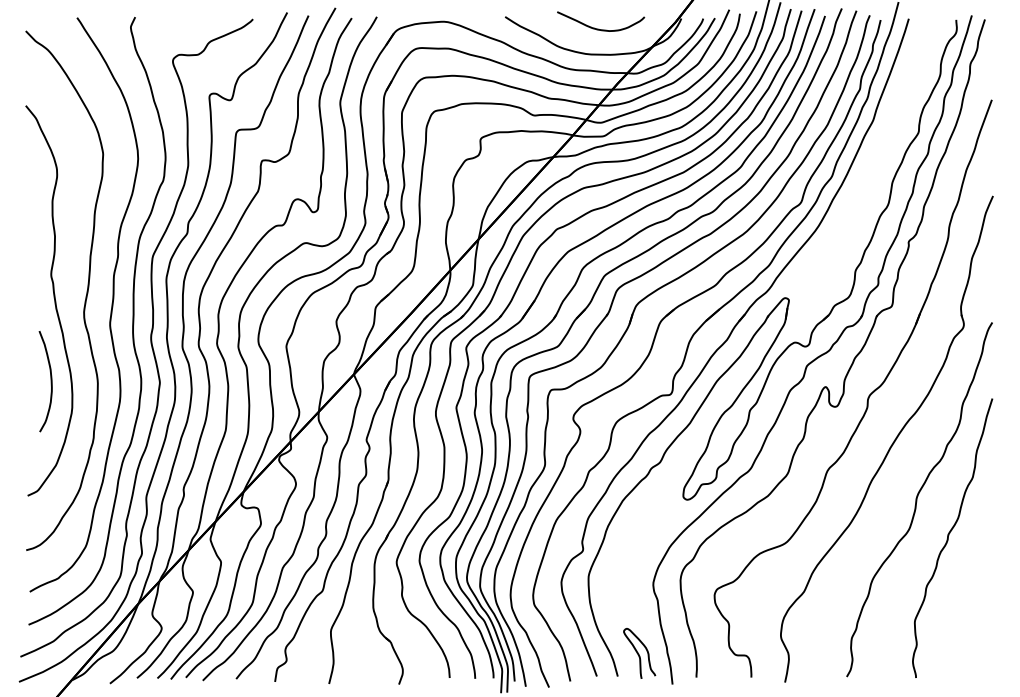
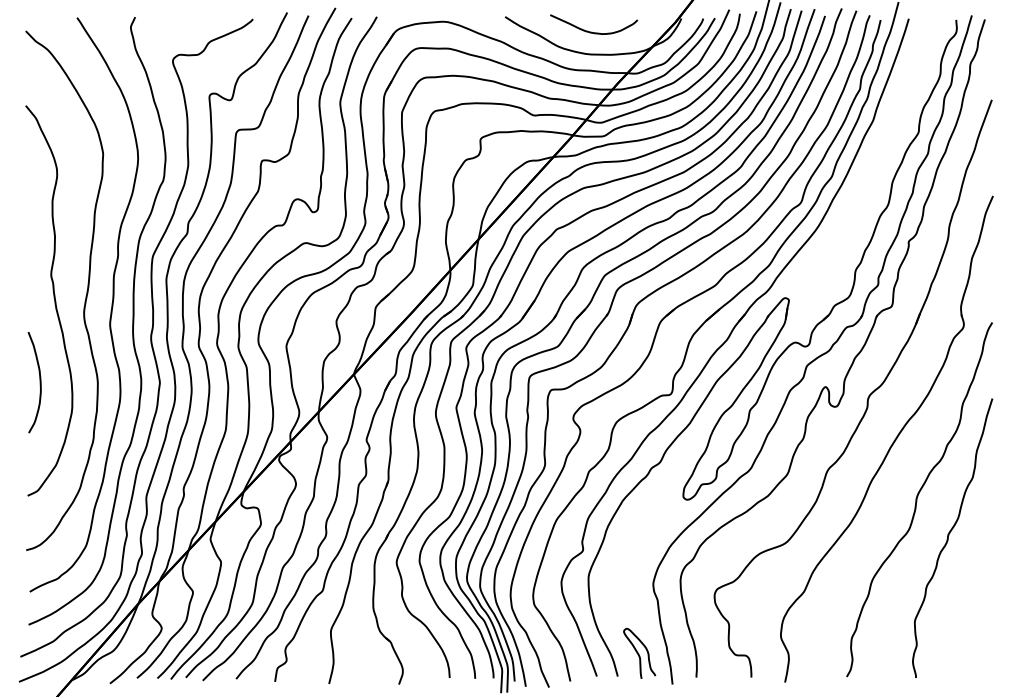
curve position: (598, 28) -> (591, 31) (591, 31)
curve position: (50, 381) -> (39, 382) (39, 382)
